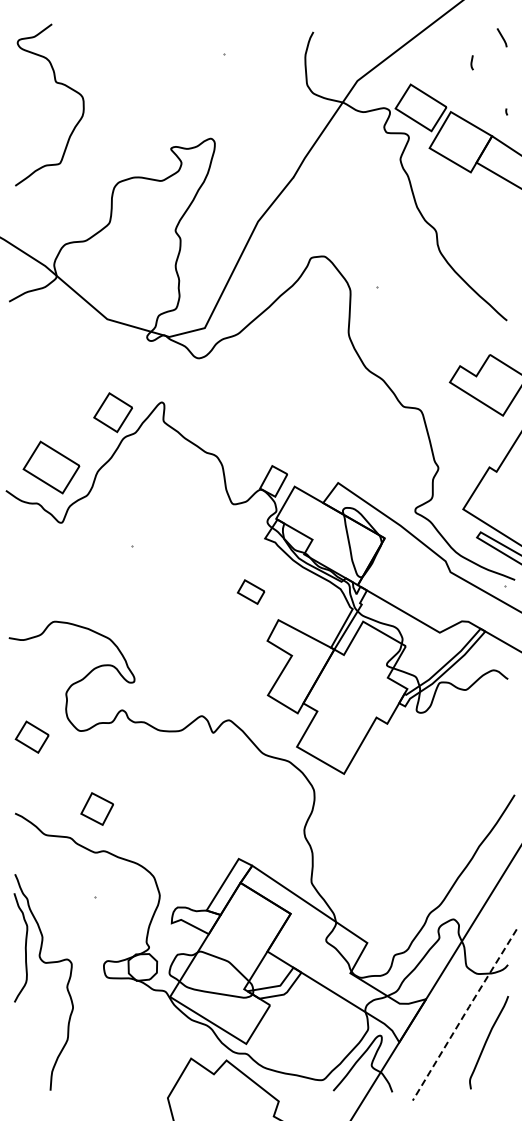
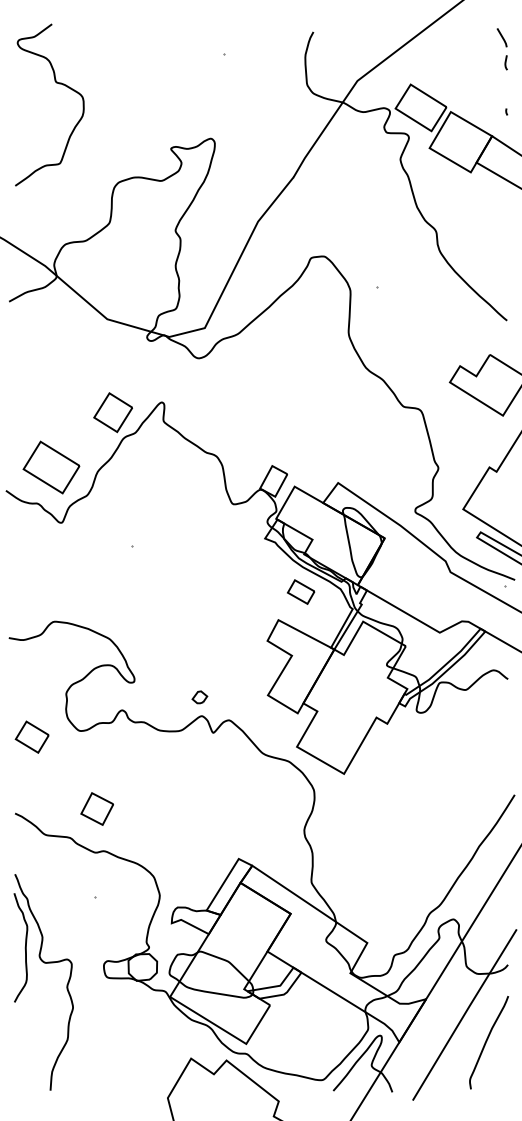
curve position: (471, 62) -> (505, 62) (505, 62)
part position: (251, 591) -> (301, 591) (301, 591)
part: none -> present (199, 697)
line: dashed -> solid (464, 1014)
